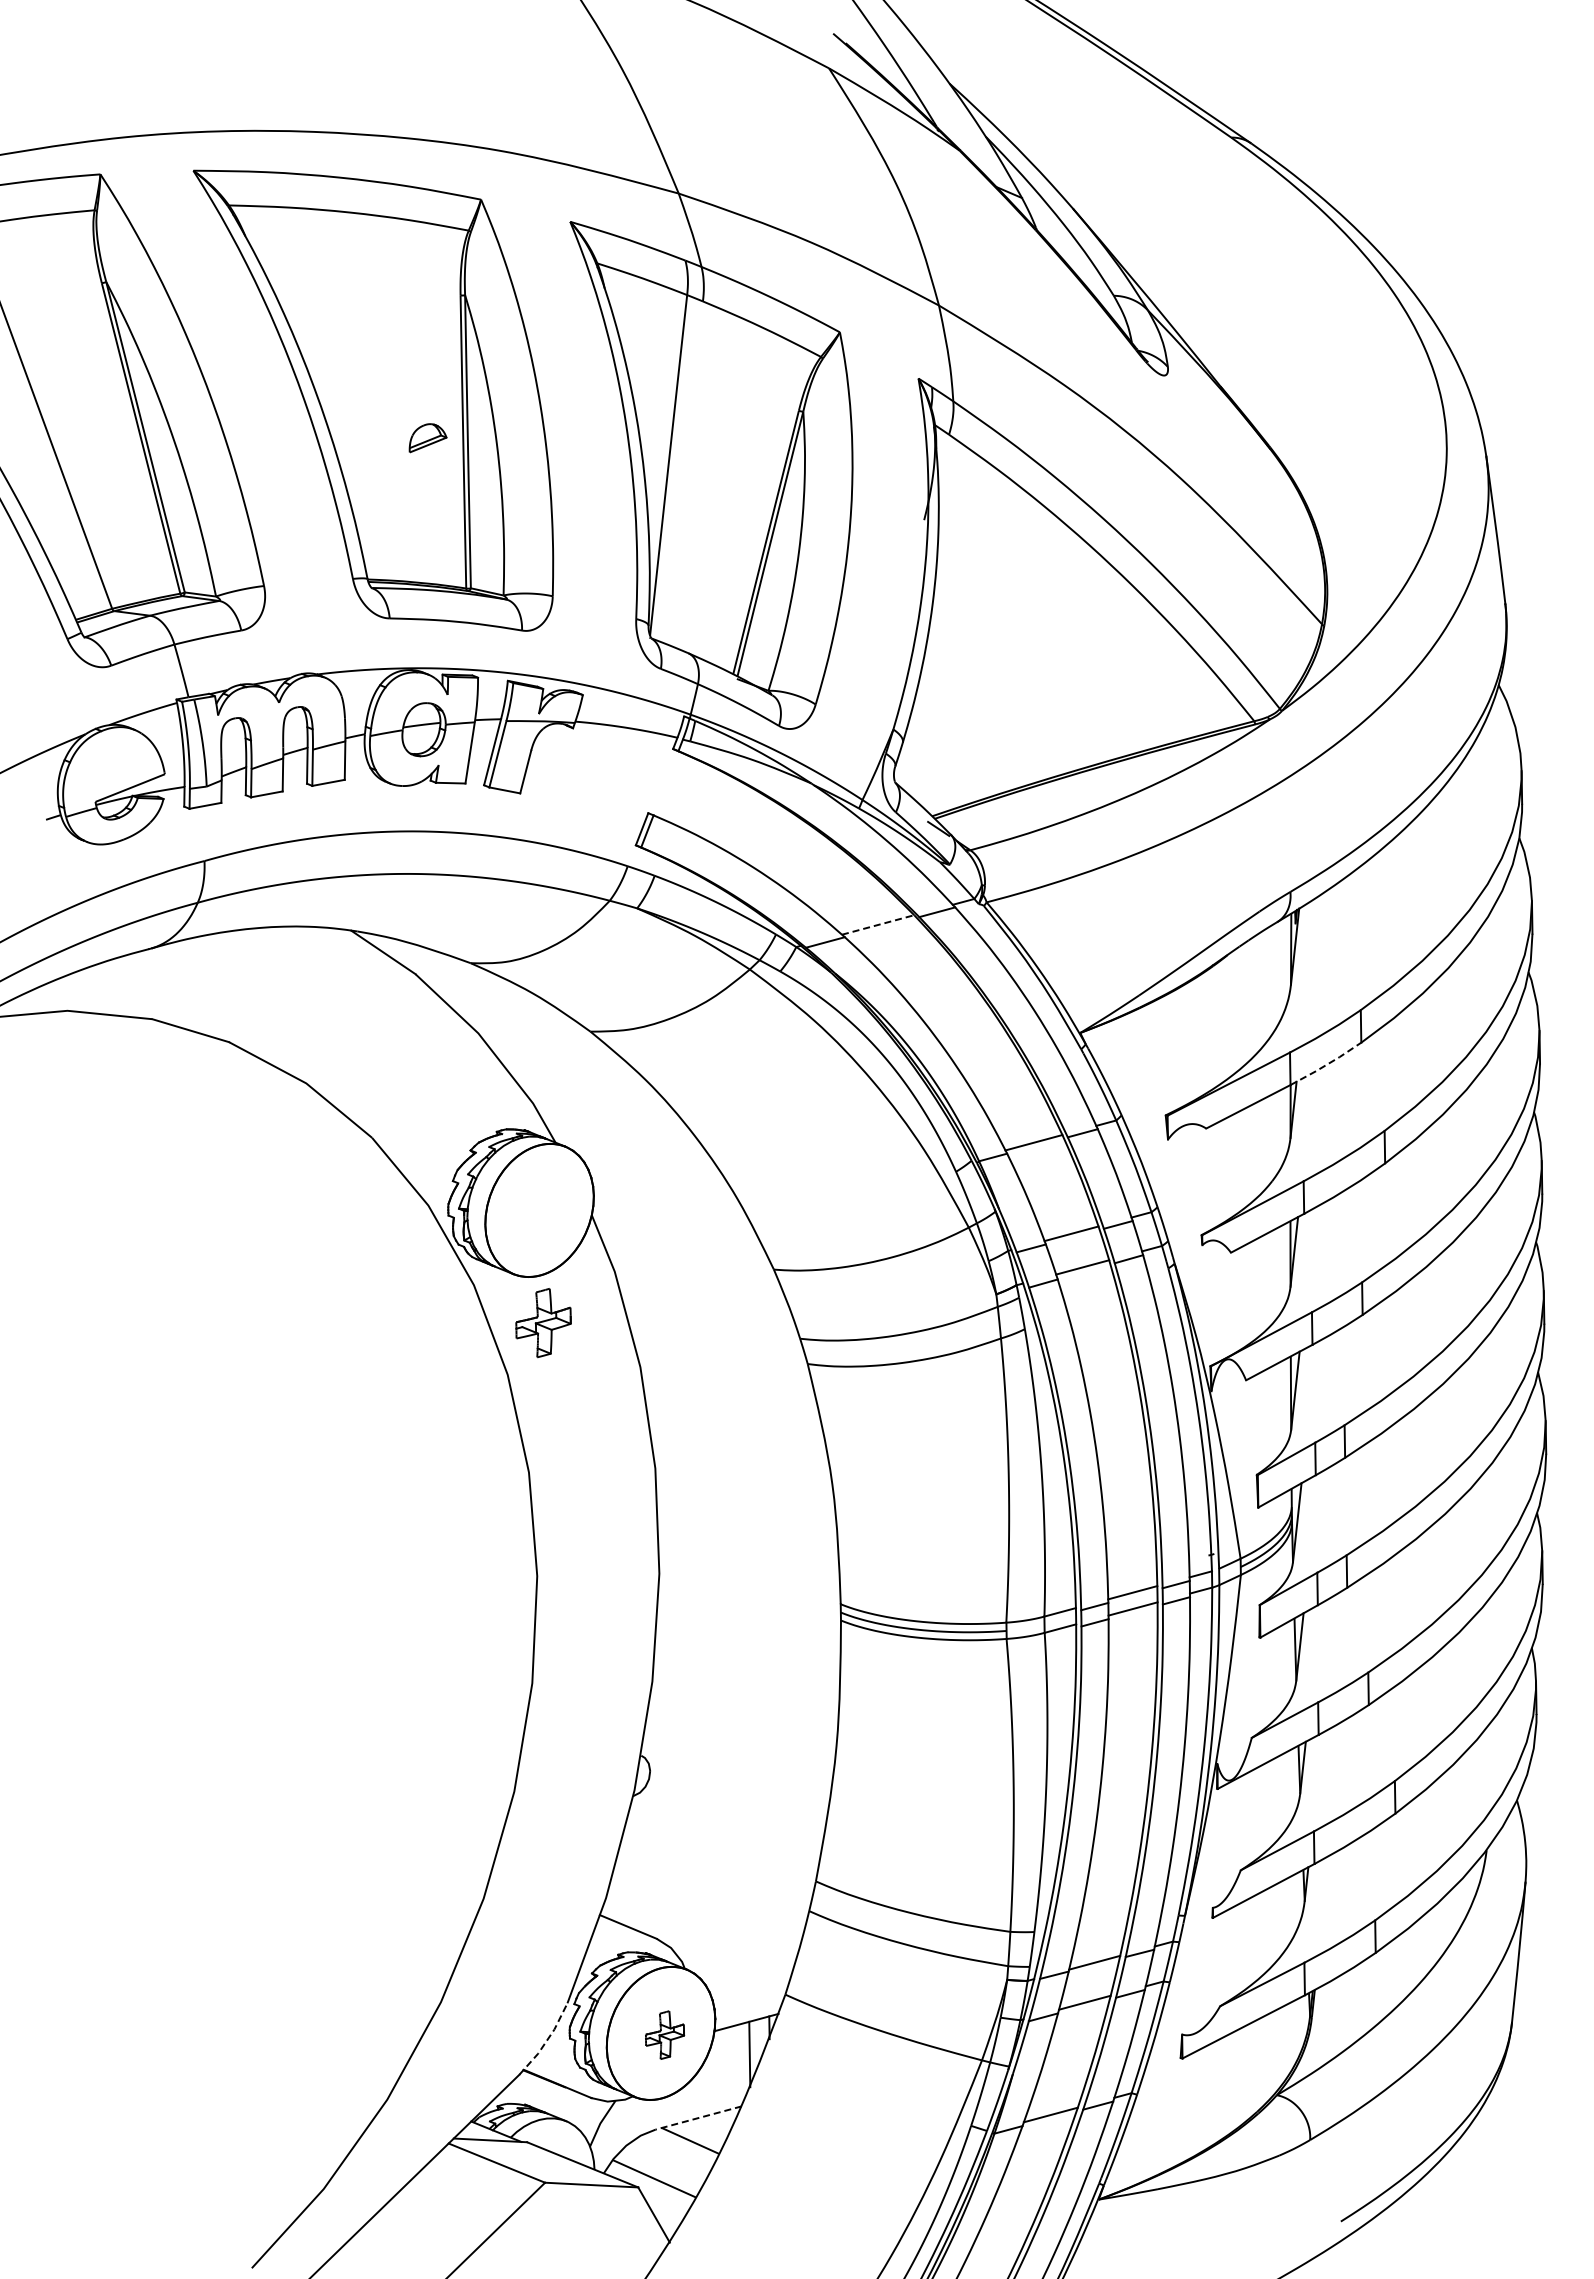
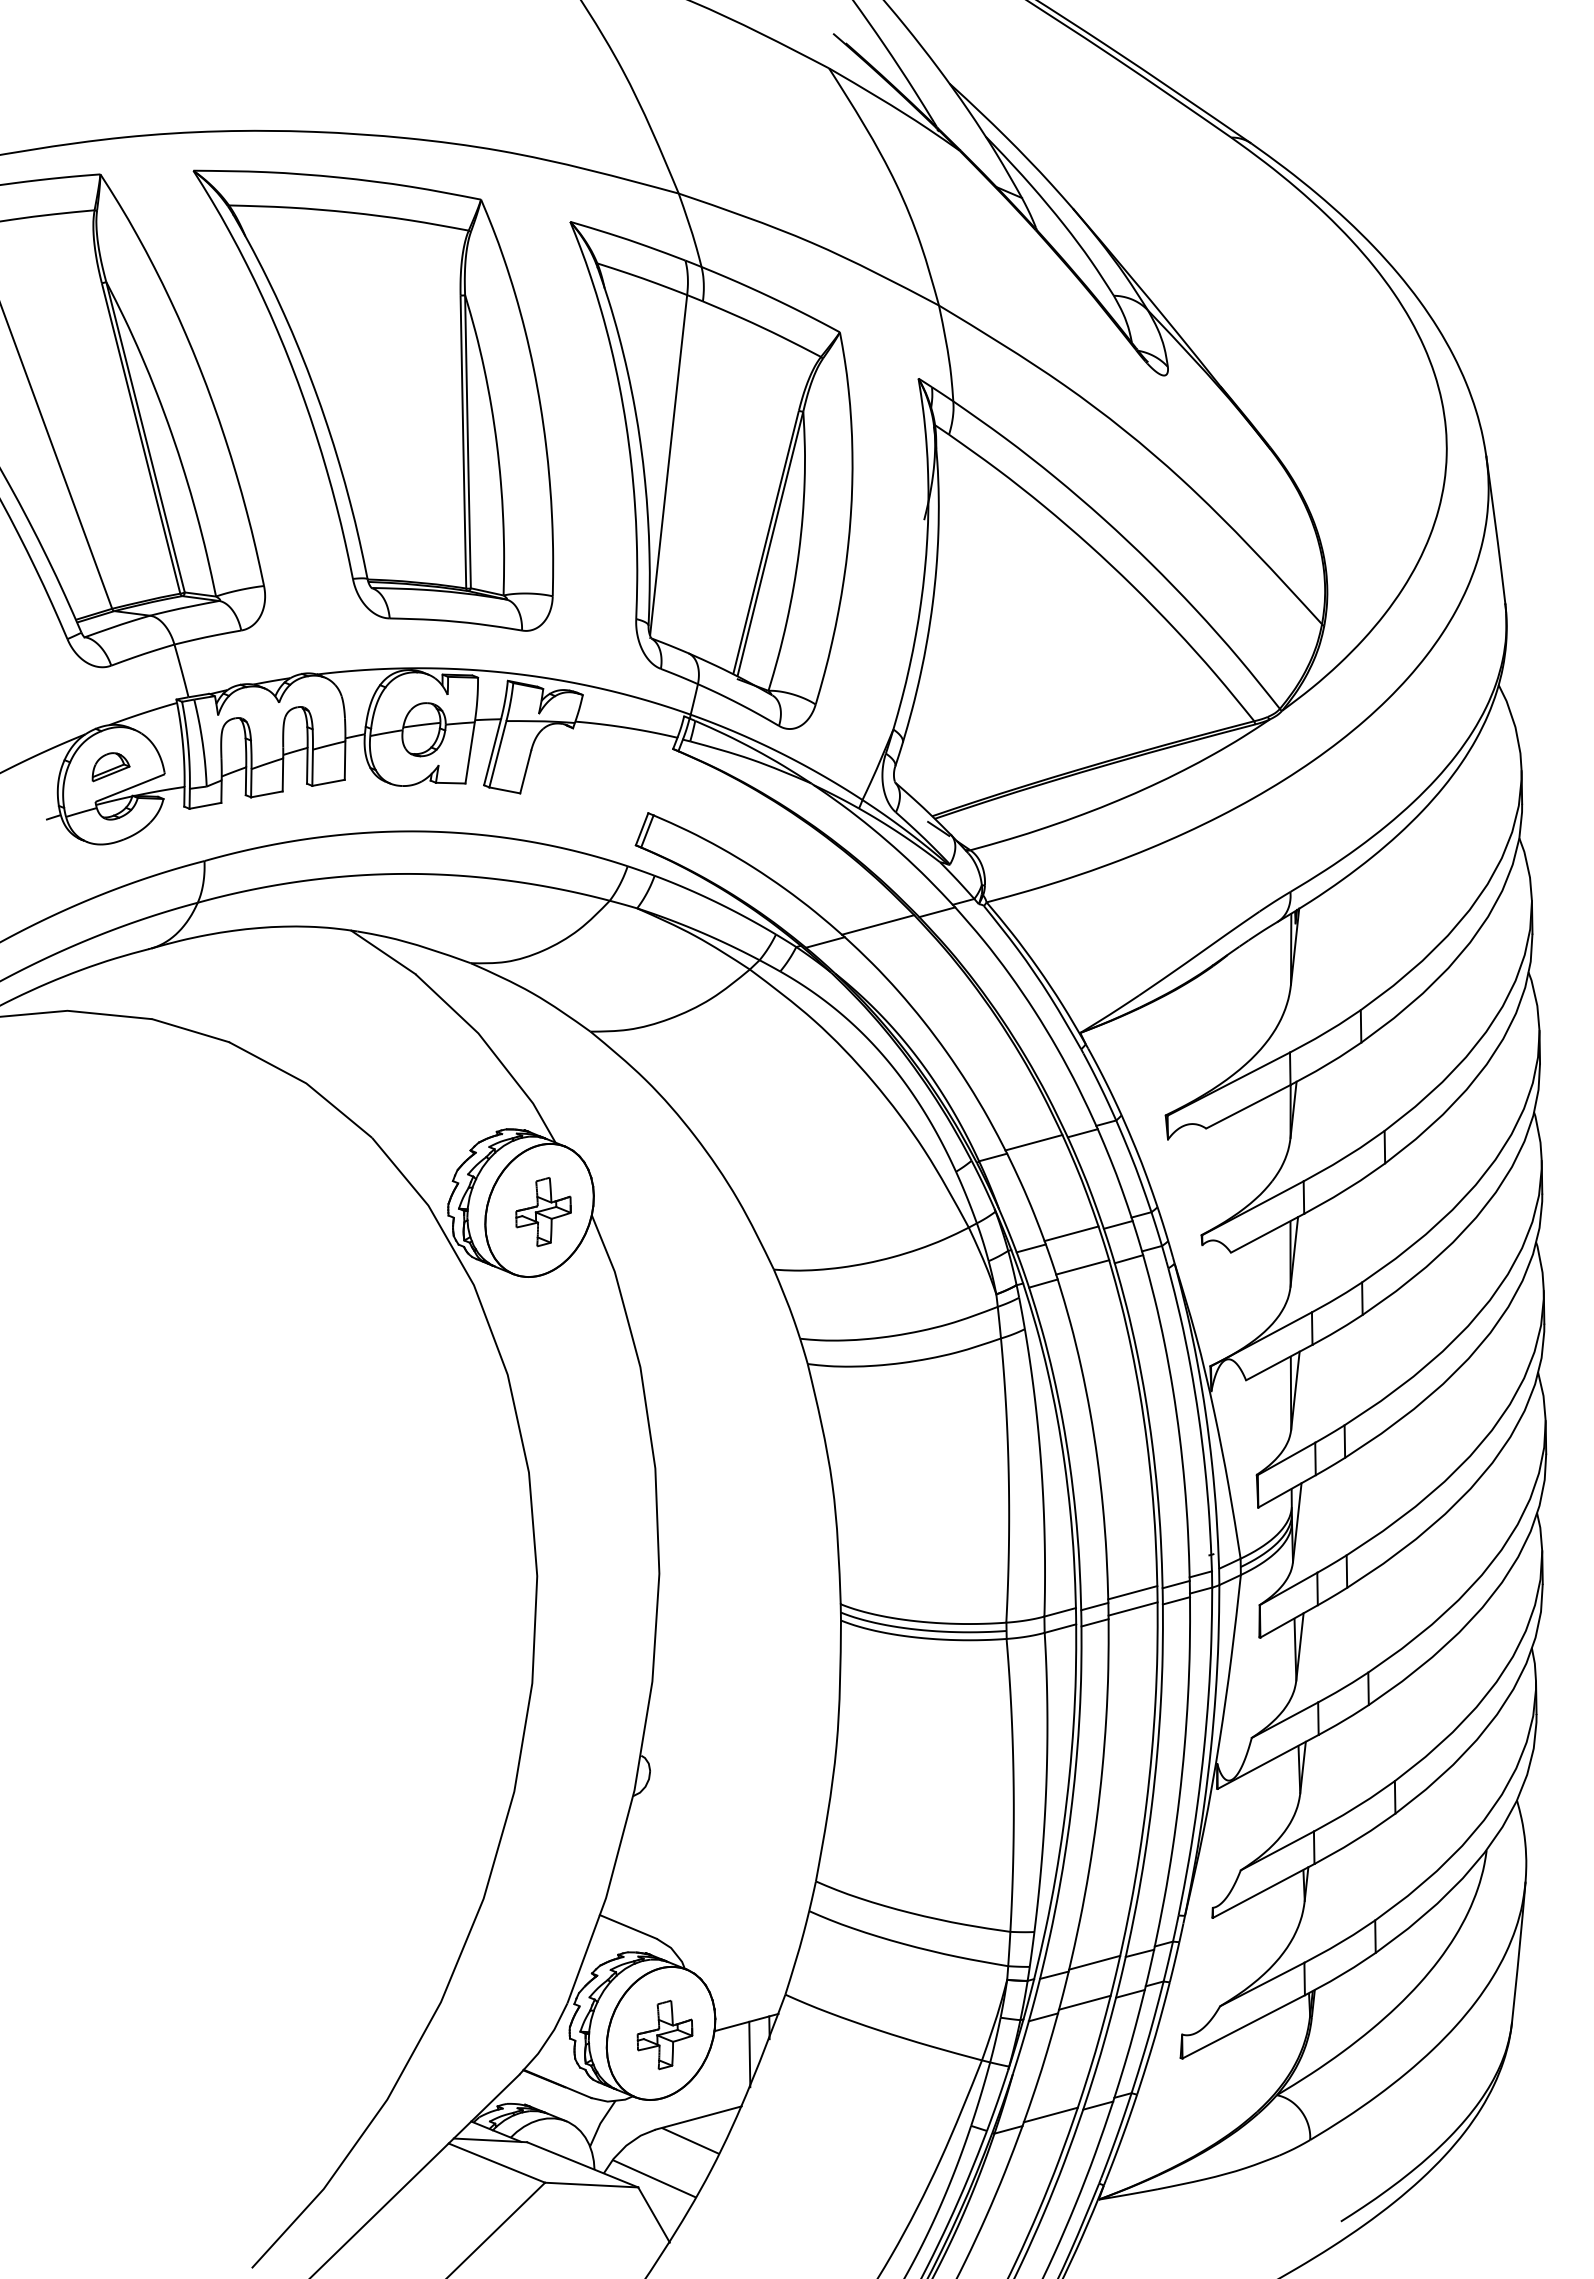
part position: (427, 438) -> (110, 767) (110, 767)
line: dashed -> solid (878, 924)
line: dashed -> solid (1326, 1064)
part position: (543, 1323) -> (543, 1212) (543, 1212)
part size: 41x50 px -> 58x71 px (664, 2035)
line: dashed -> solid (546, 2041)
line: dashed -> solid (698, 2118)
